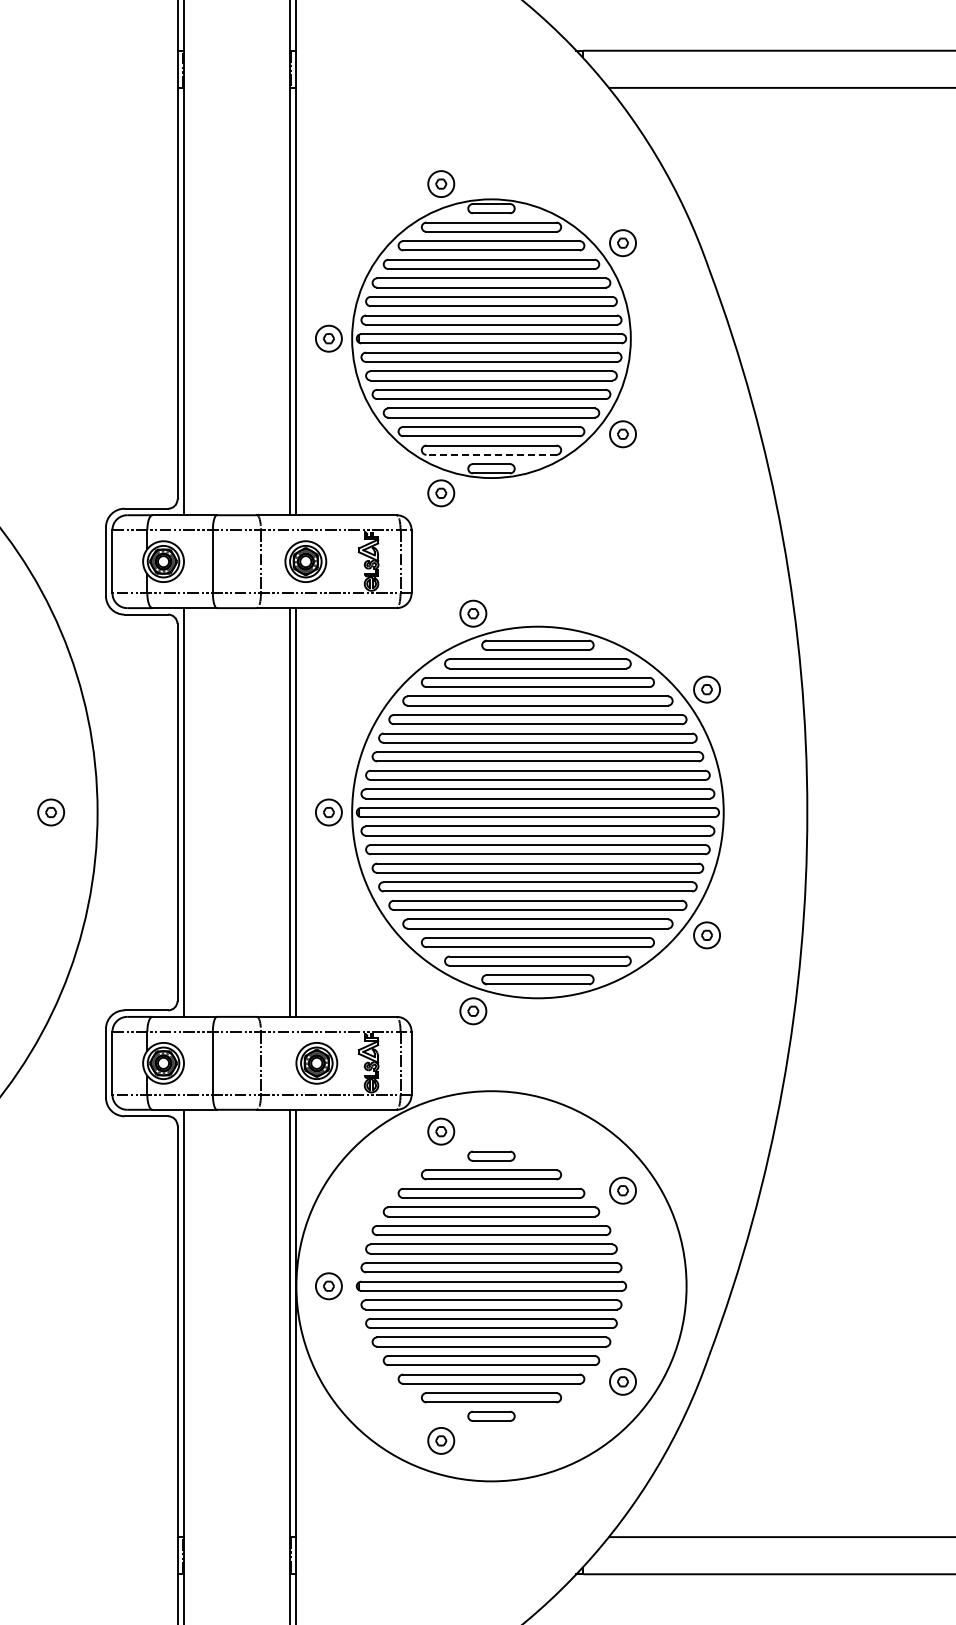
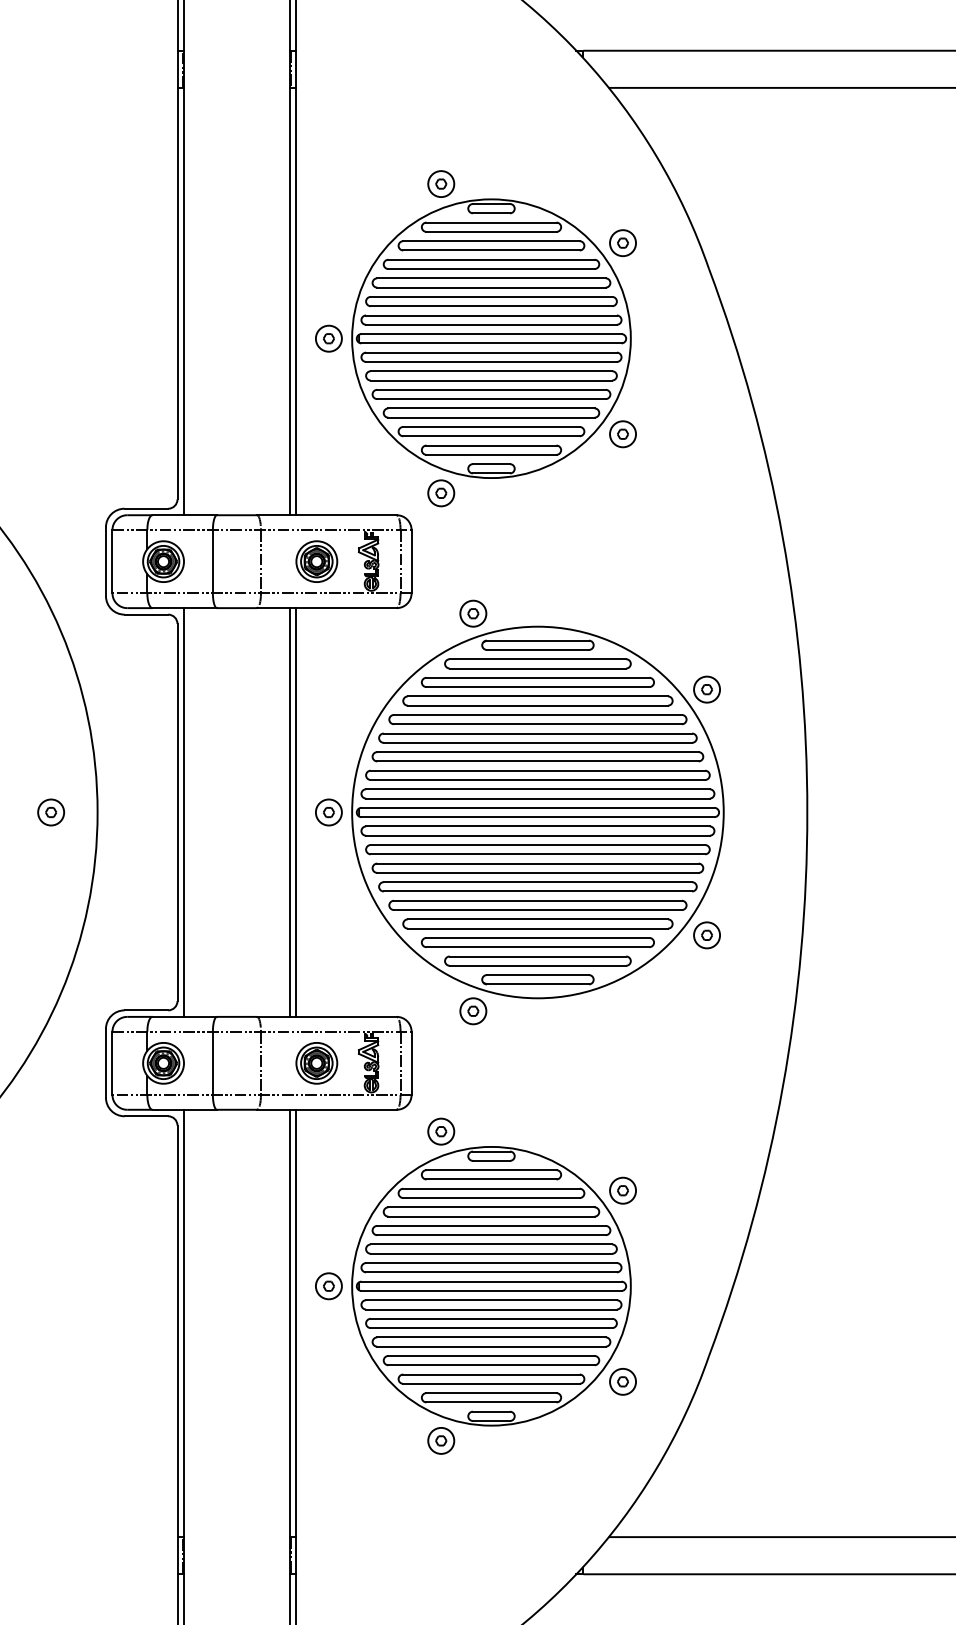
line: dashed -> solid (491, 454)
part position: (305, 561) -> (316, 561) (316, 561)
circle diameter: 390 px -> 279 px (491, 1285)
